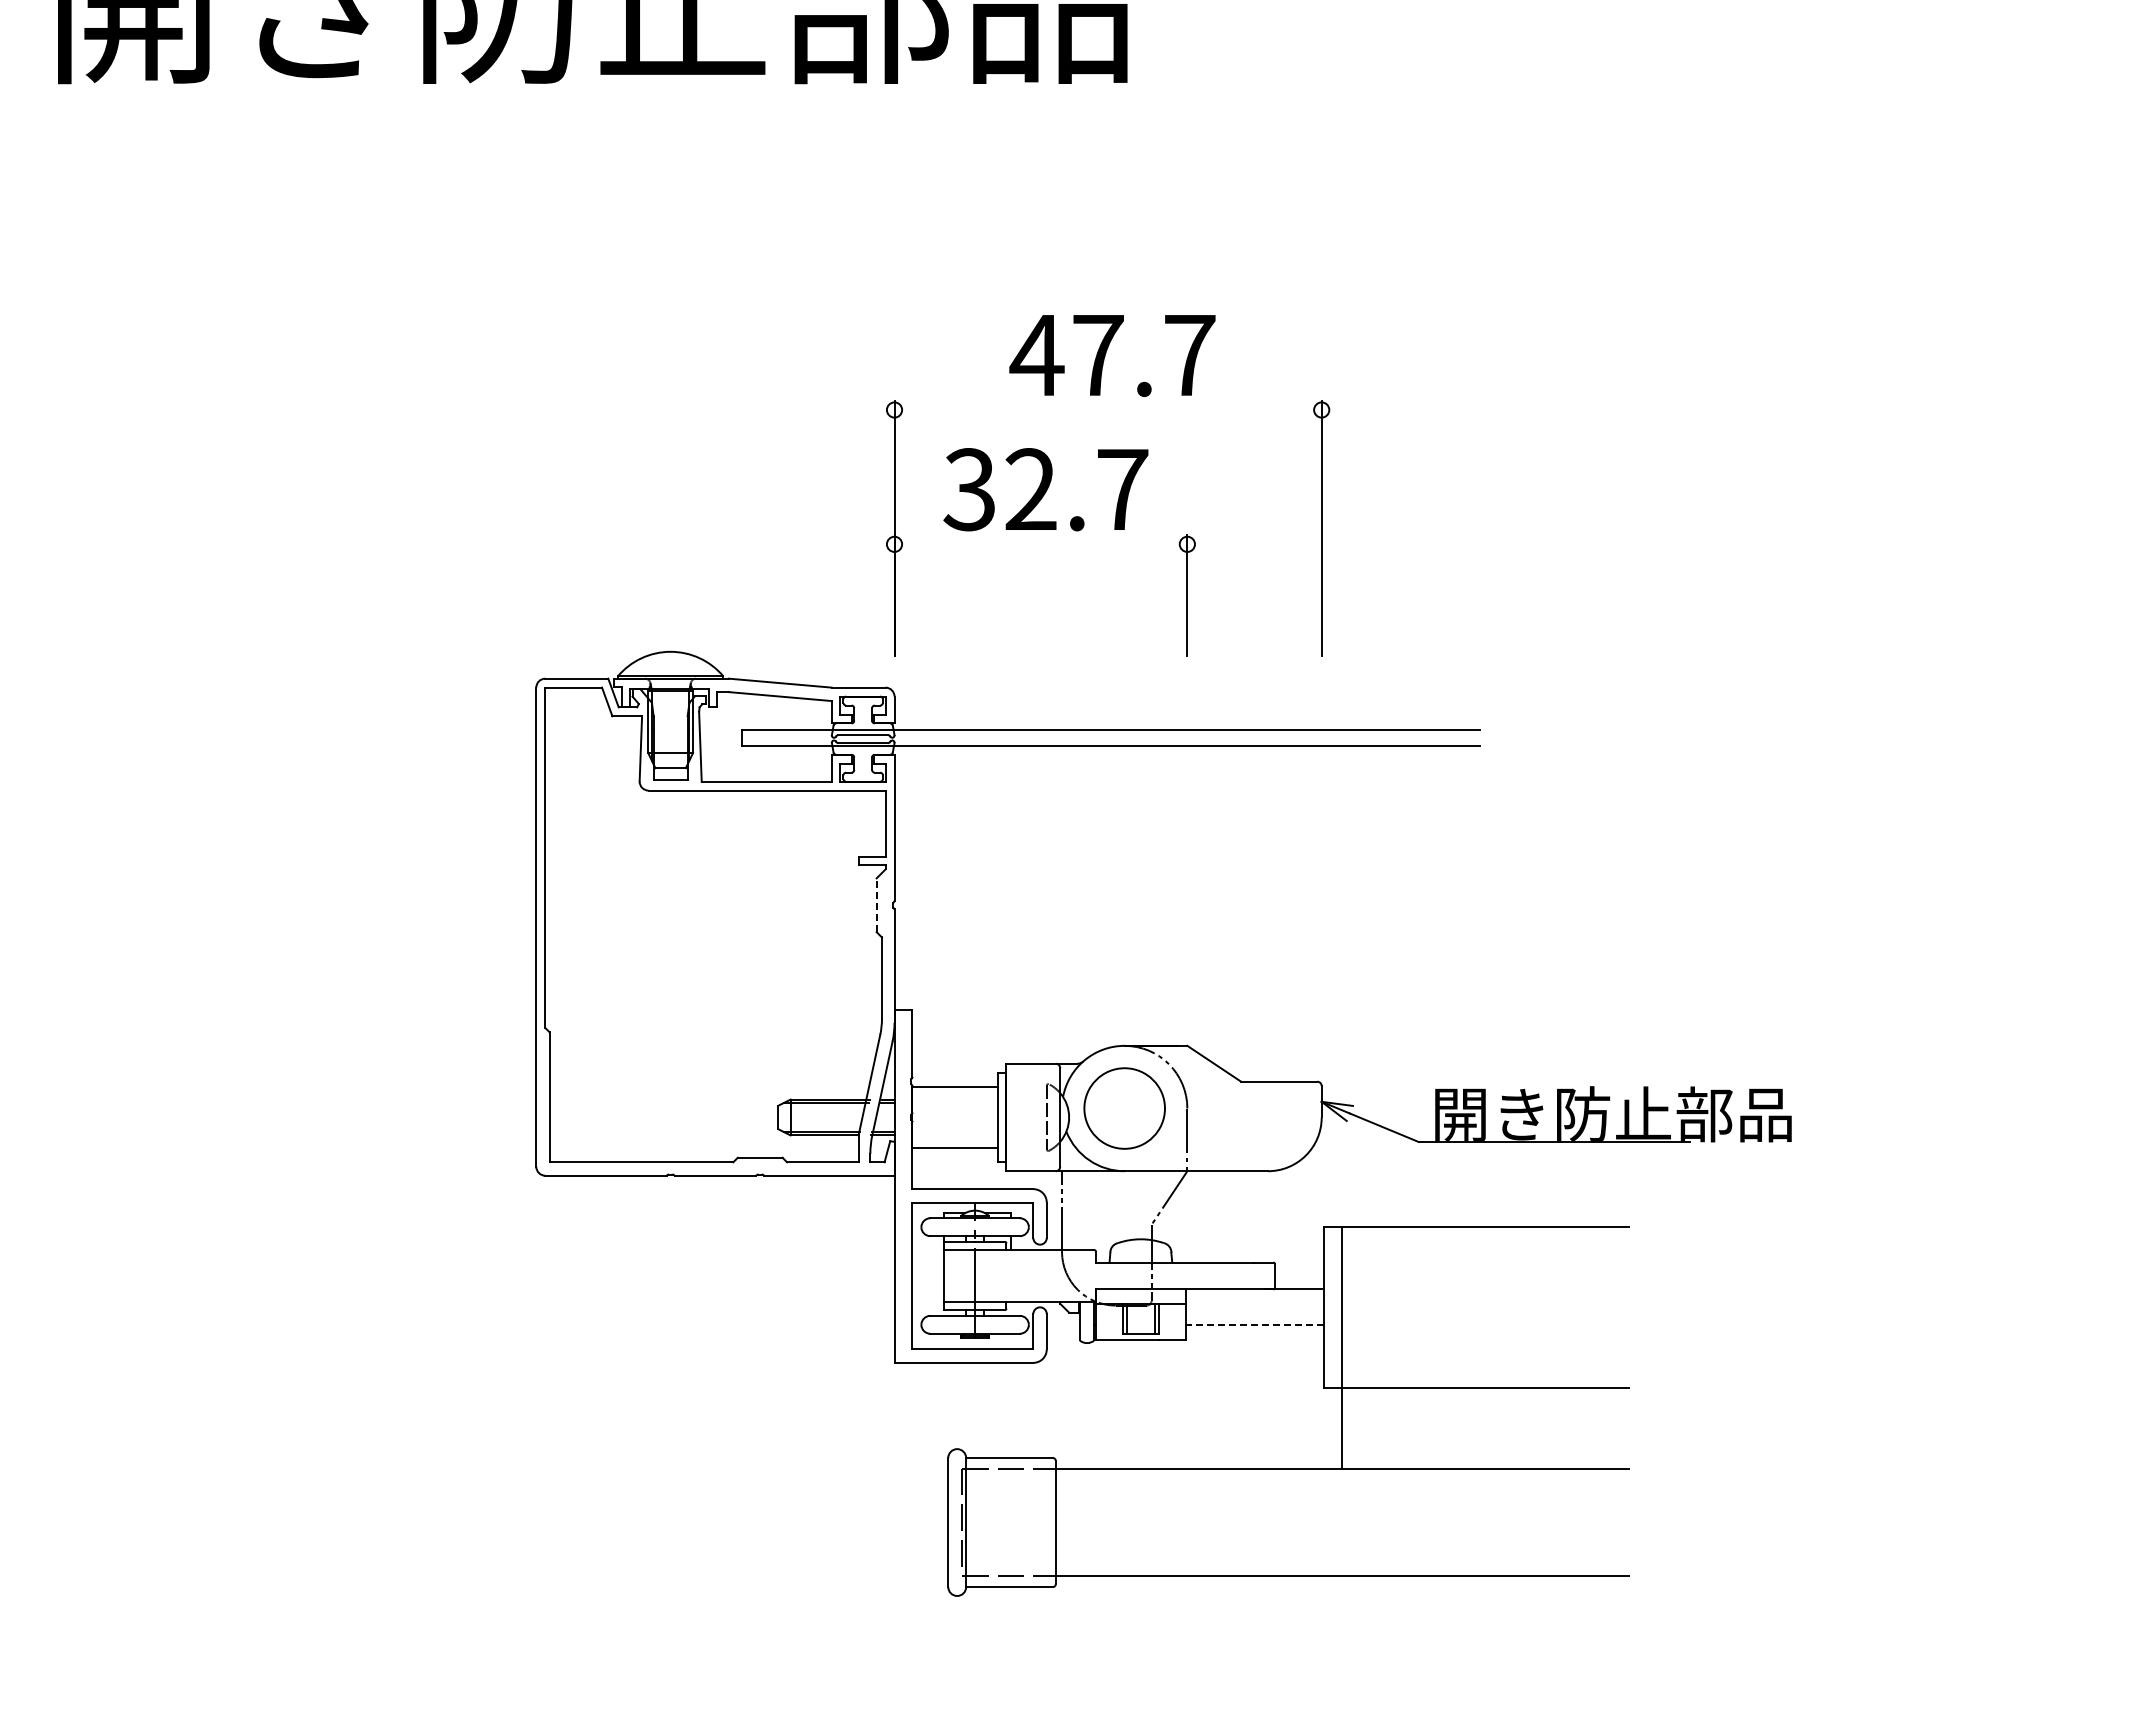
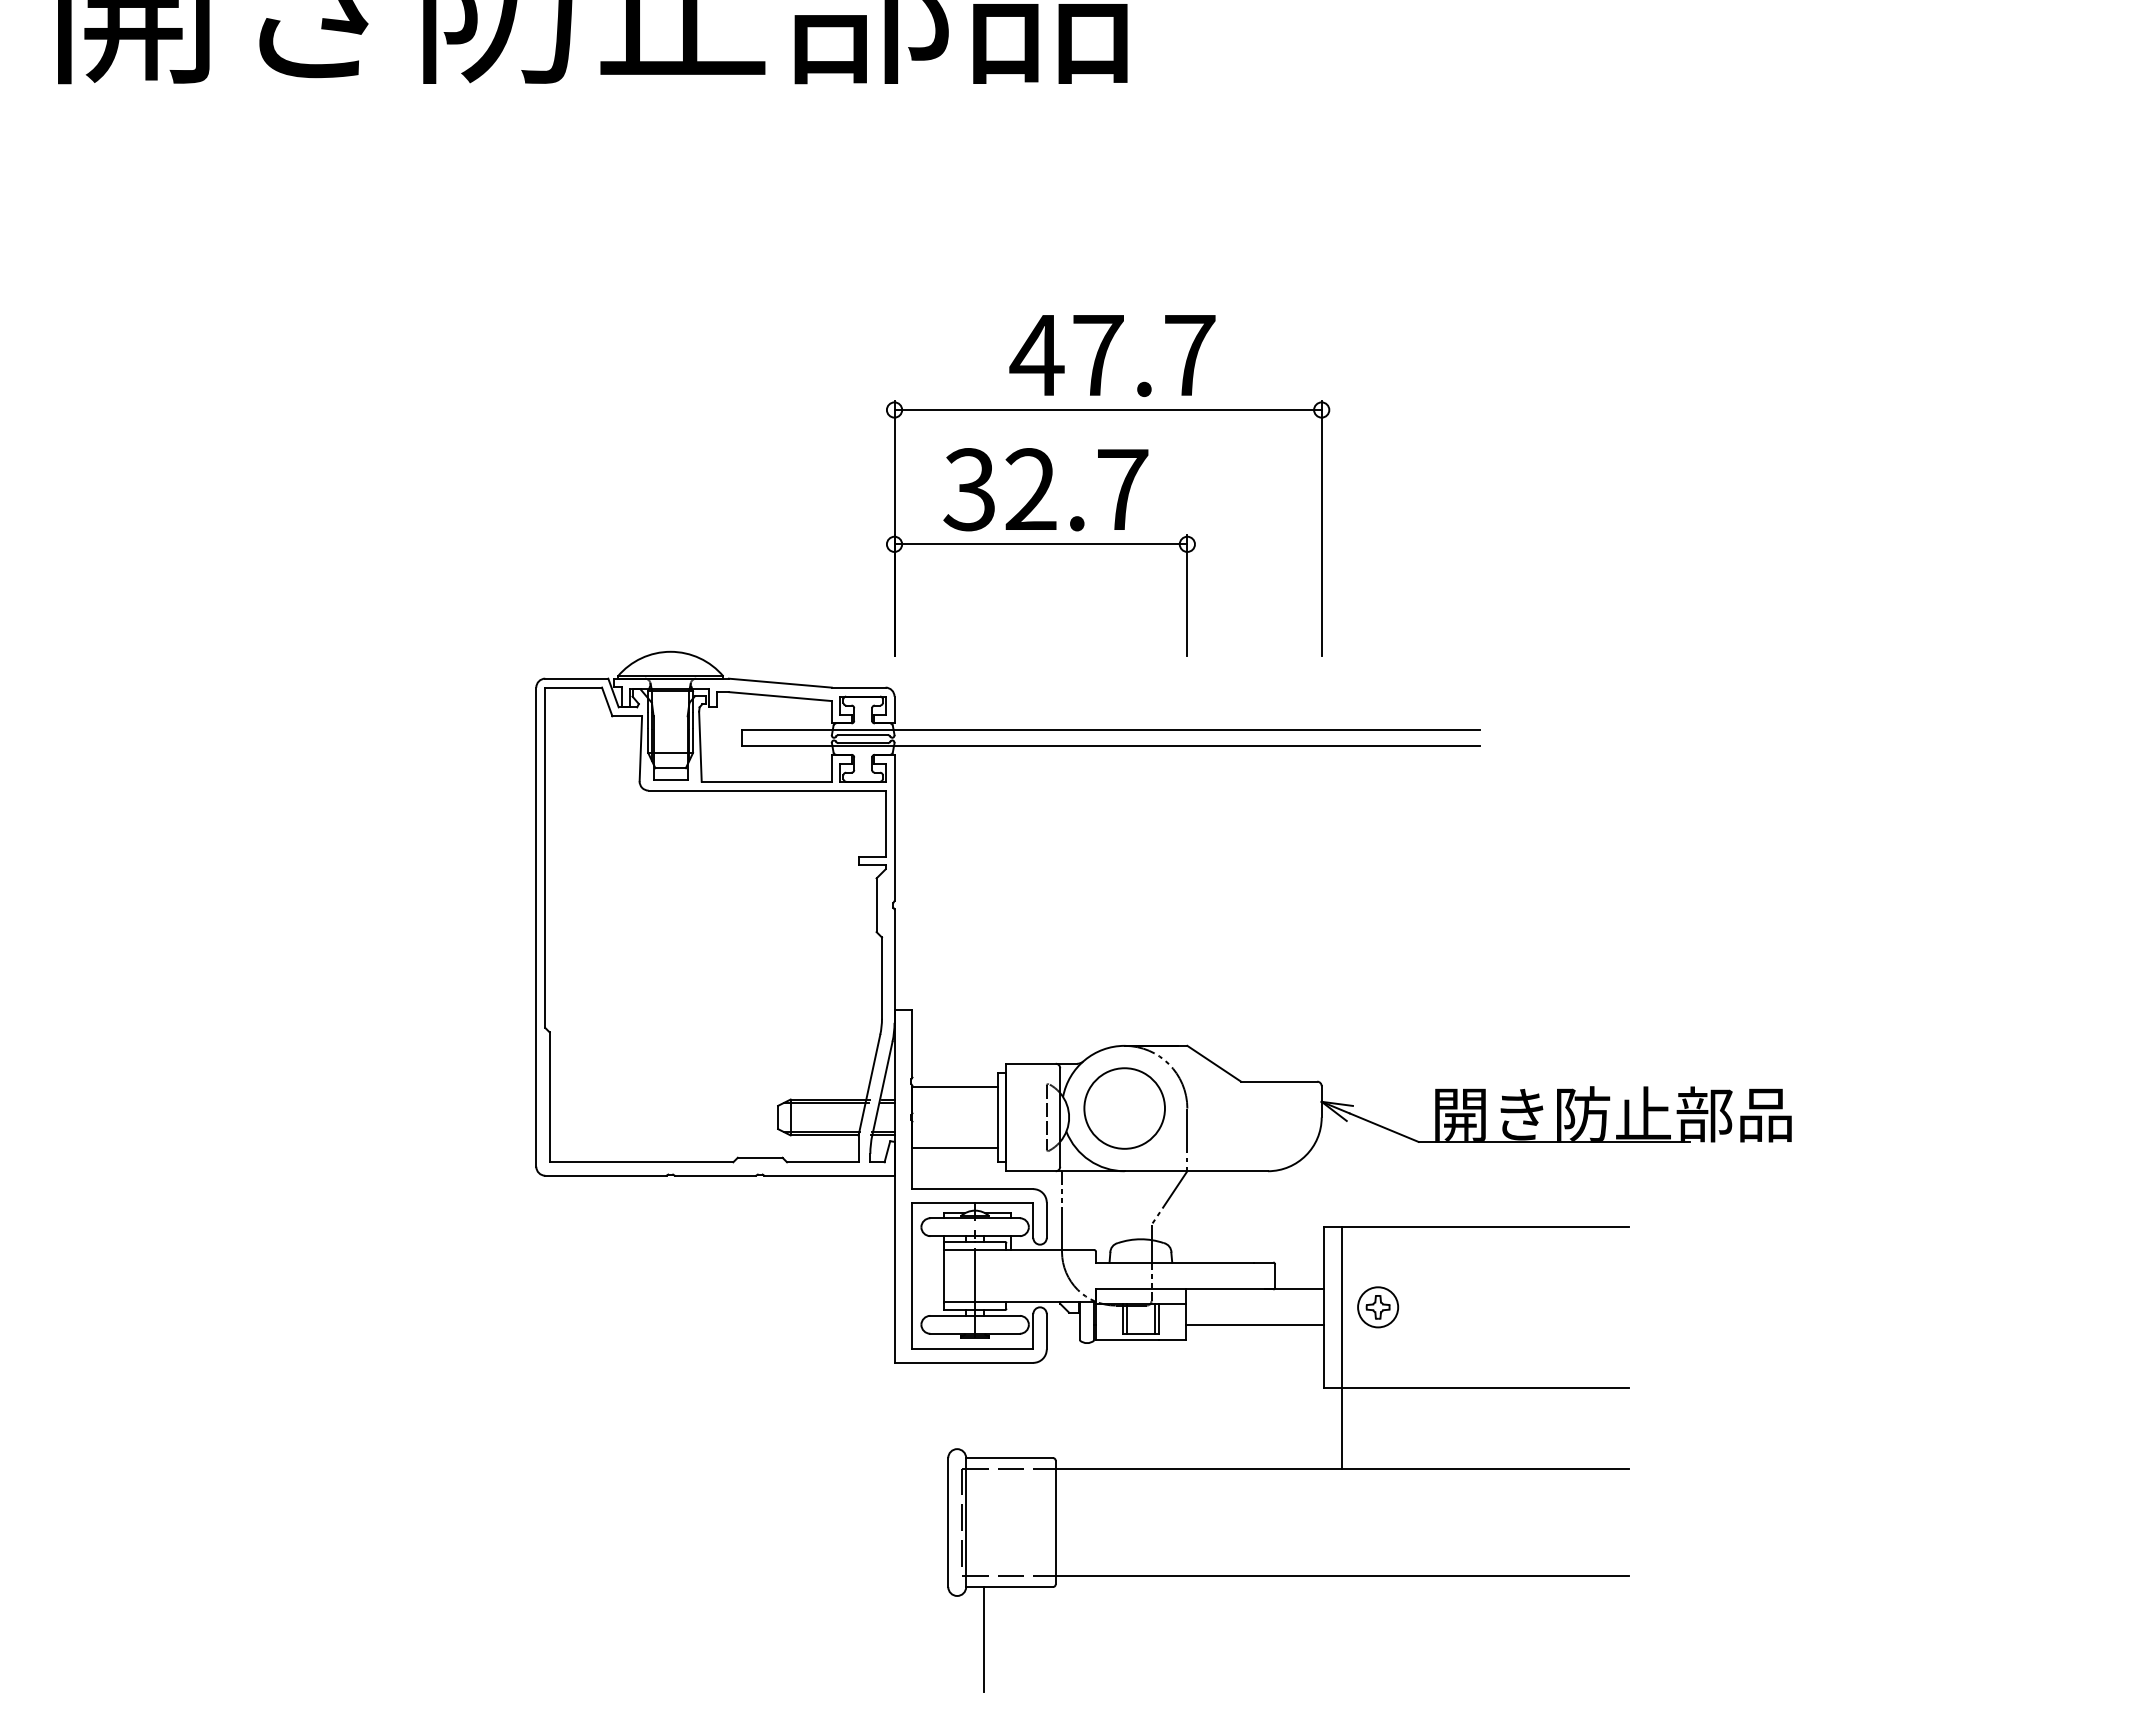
line: none -> present (1107, 410)
line: none -> present (1040, 544)
line: dashed -> solid (876, 905)
part: none -> present (1378, 1307)
line: dashed -> solid (1254, 1325)
line: none -> present (984, 1639)
